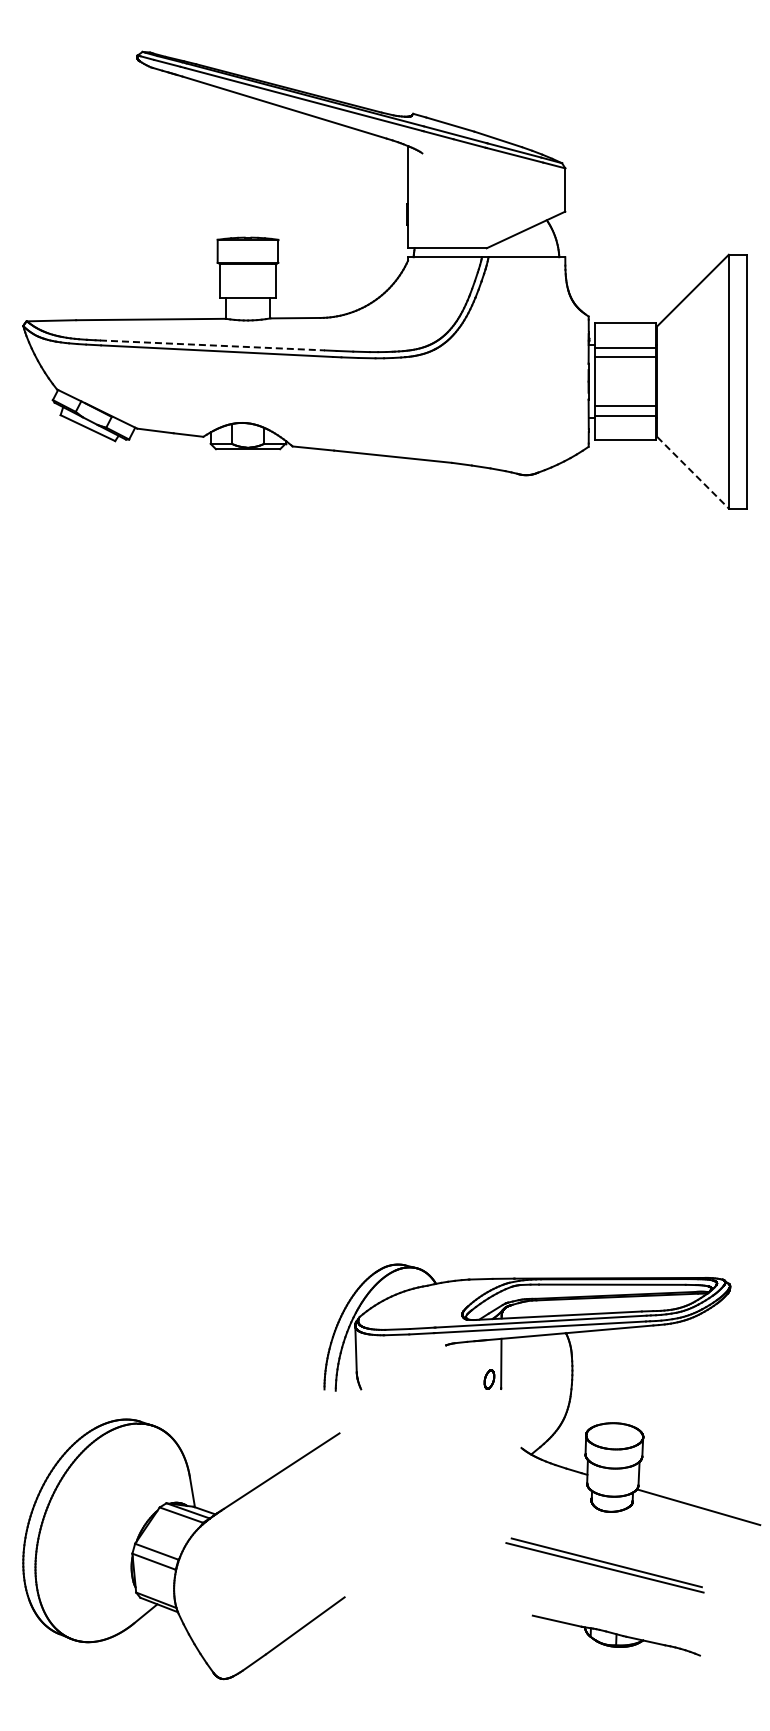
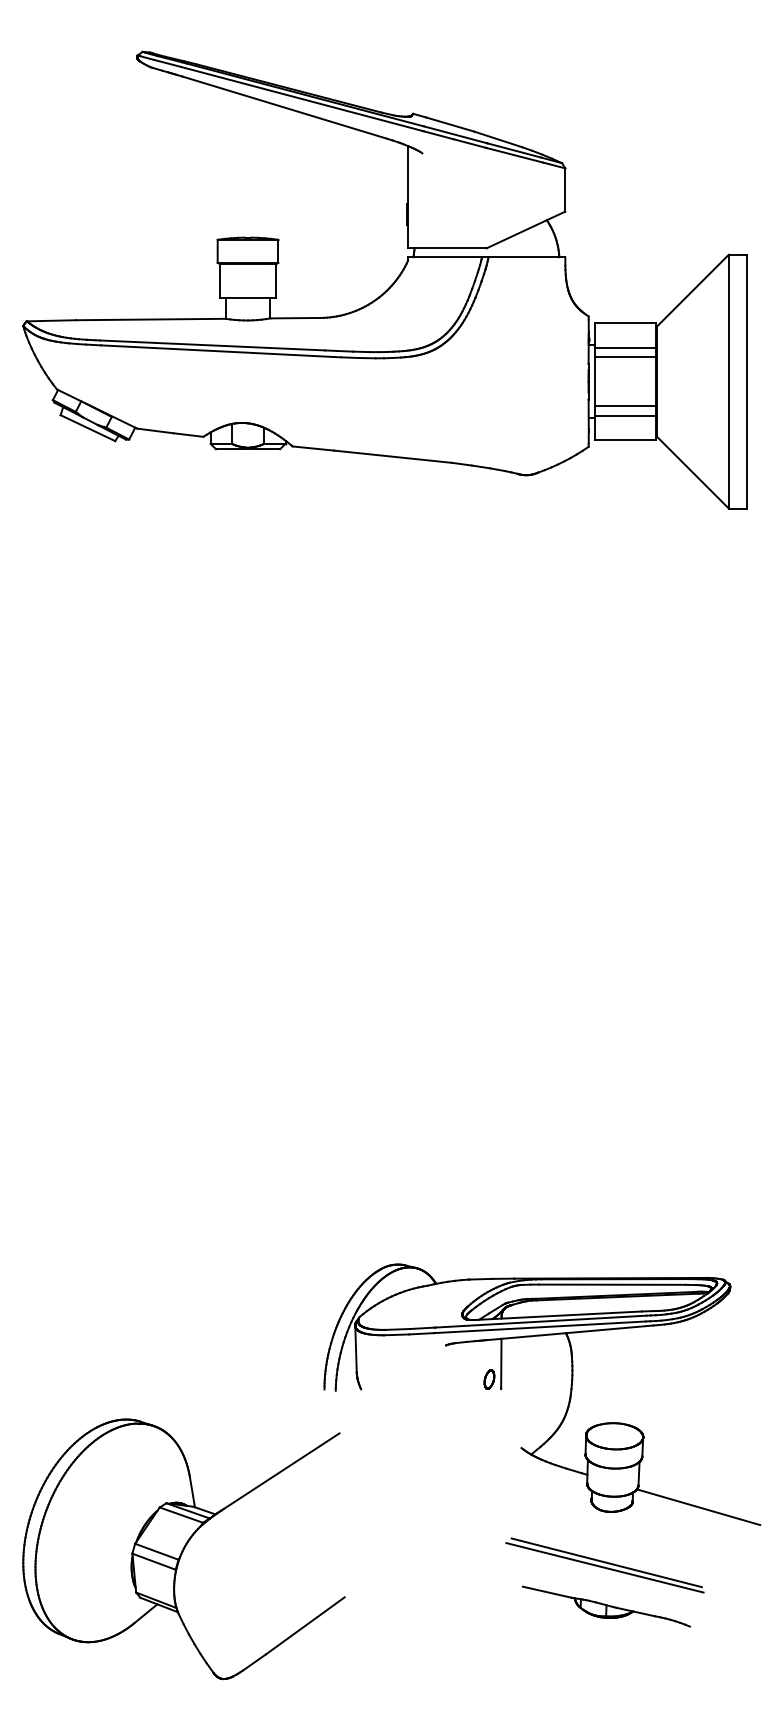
line: dashed -> solid (212, 345)
line: dashed -> solid (693, 472)
part position: (615, 1635) -> (605, 1606) (605, 1606)
